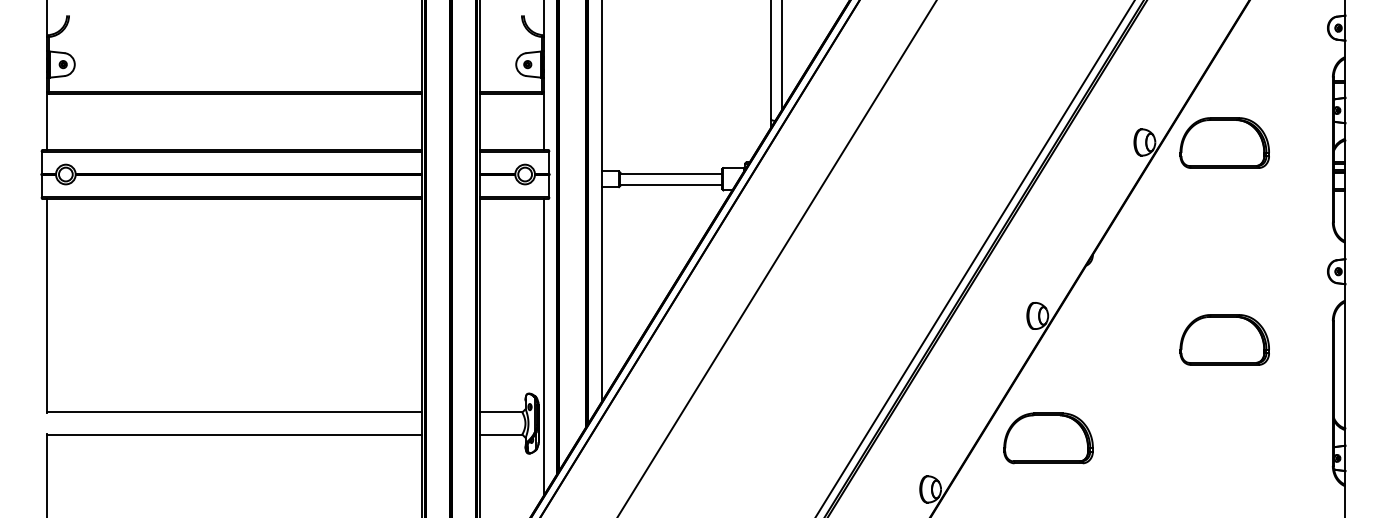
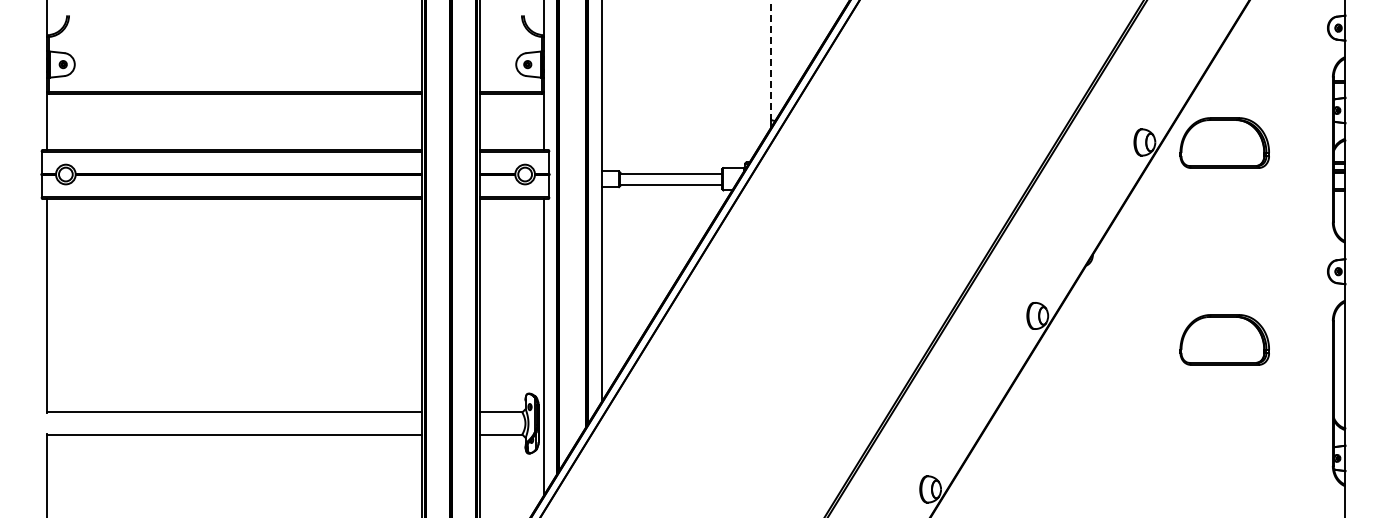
line: present -> none (781, 56)
line: solid -> dashed (771, 60)
line: present -> none (777, 258)
line: present -> none (975, 258)
part: present -> none (1048, 438)
